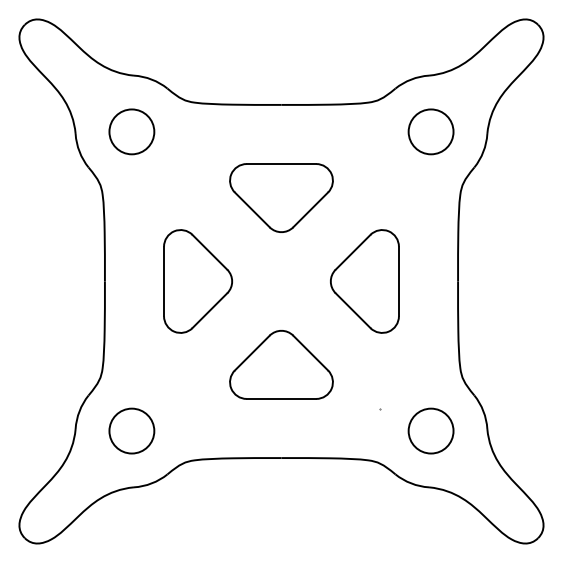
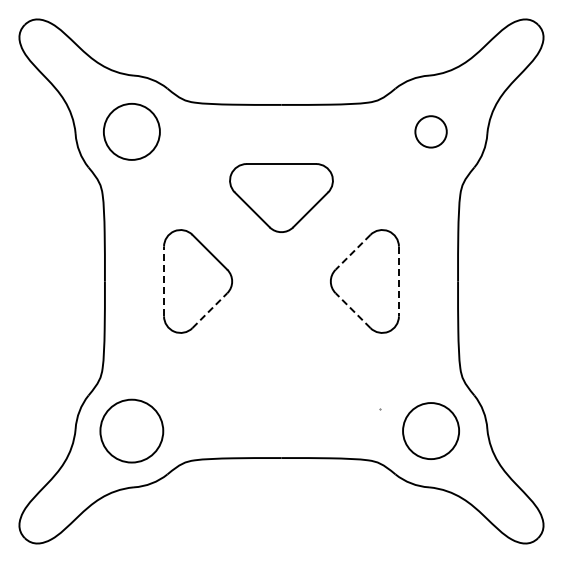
circle diameter: 45 px -> 56 px (131, 131)
circle diameter: 45 px -> 31 px (430, 131)
line: solid -> dashed (353, 252)
line: solid -> dashed (164, 281)
line: solid -> dashed (398, 281)
line: solid -> dashed (209, 310)
line: solid -> dashed (353, 310)
part: present -> none (281, 364)
circle size: 48x48 px -> 66x66 px (131, 430)
circle diameter: 45 px -> 56 px (431, 431)
